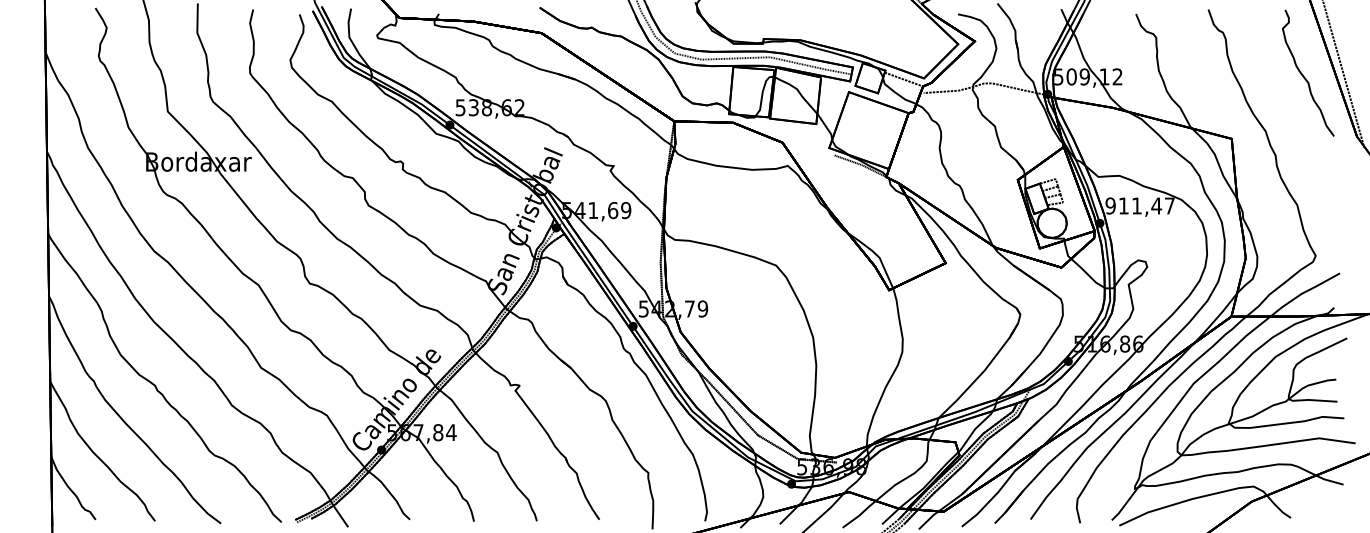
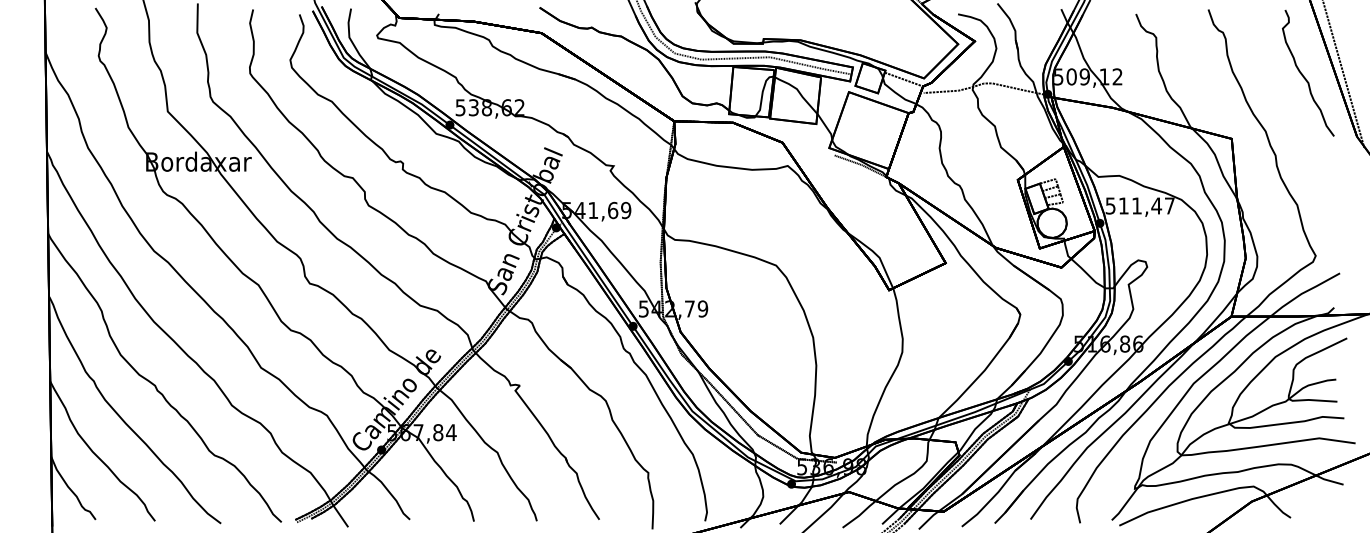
text: 911,47 -> 511,47 (1110, 205)
